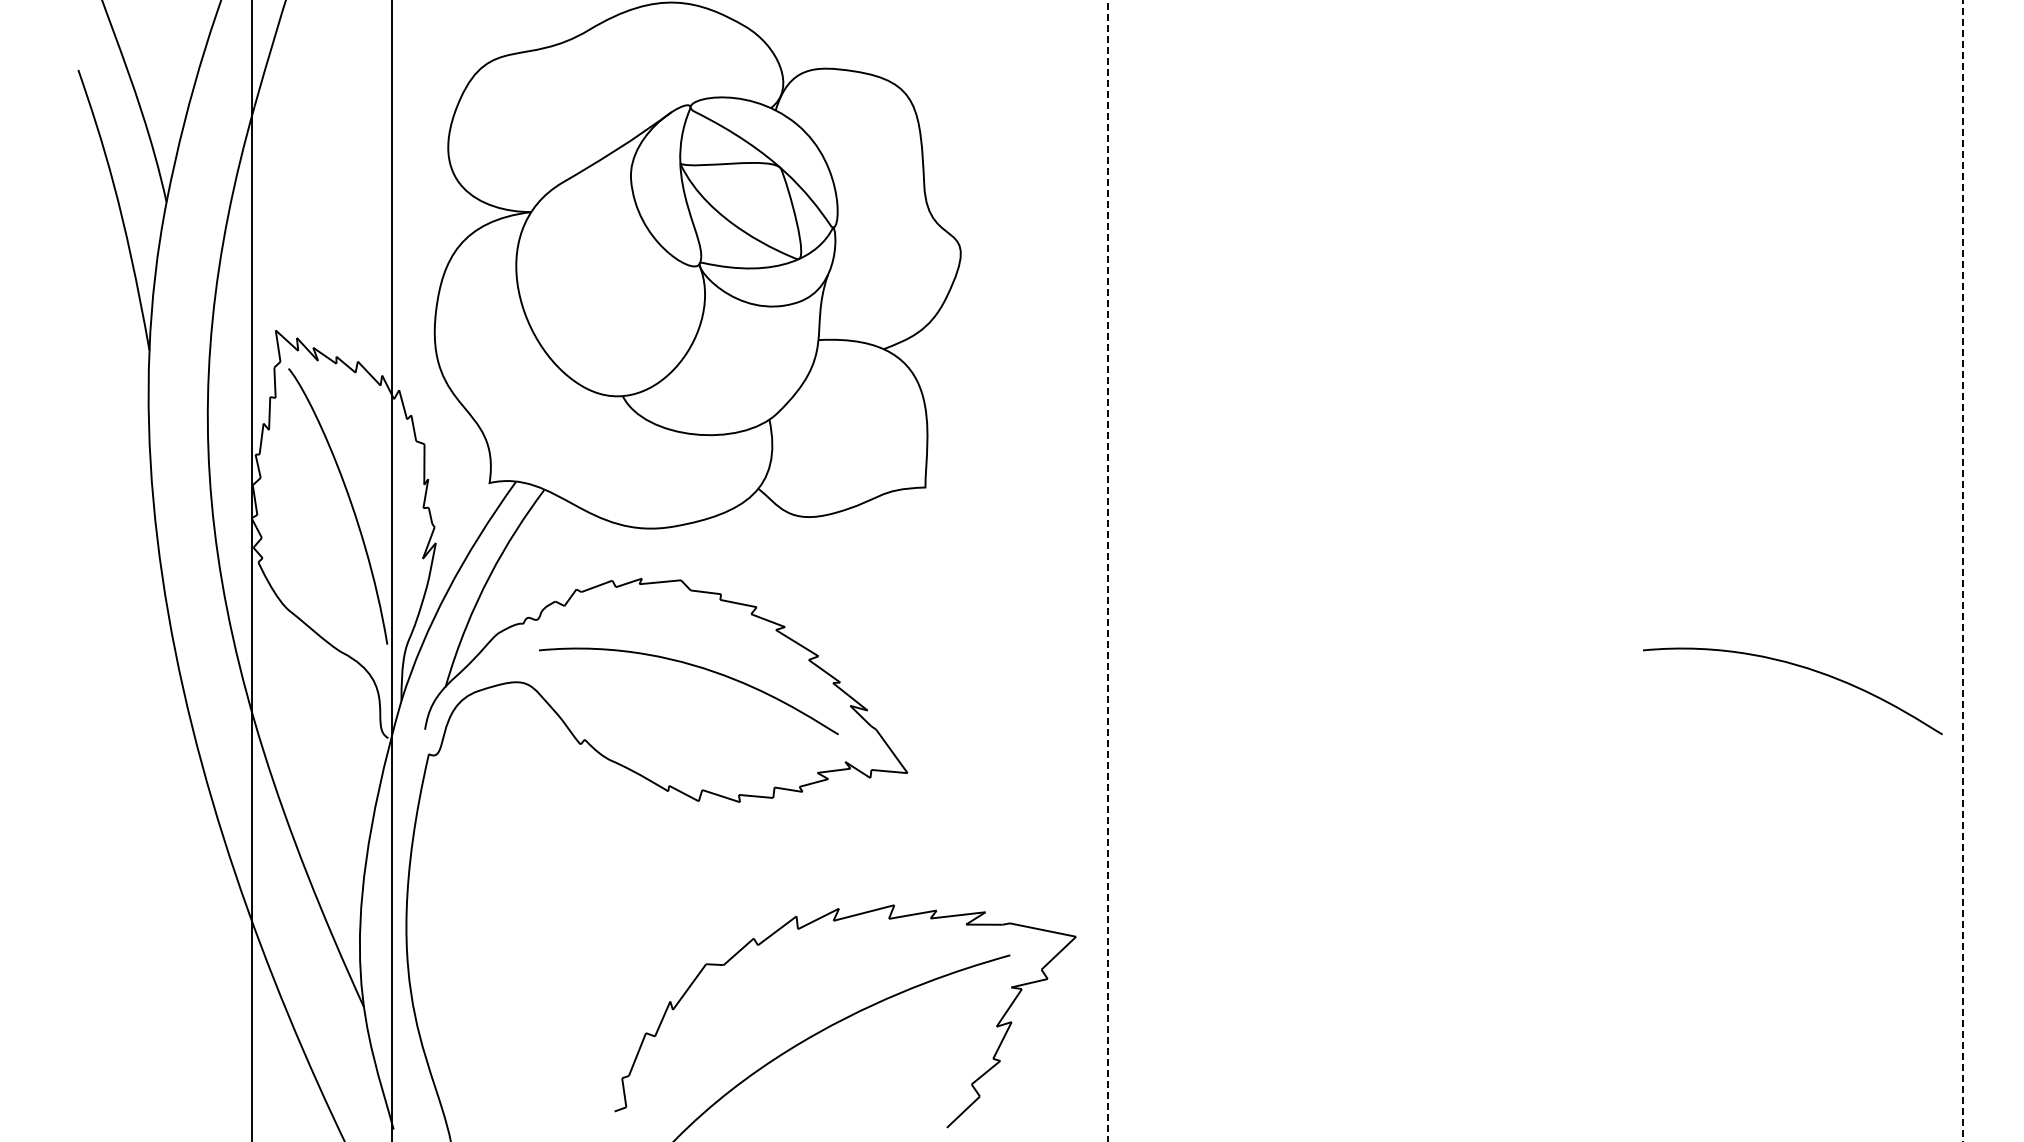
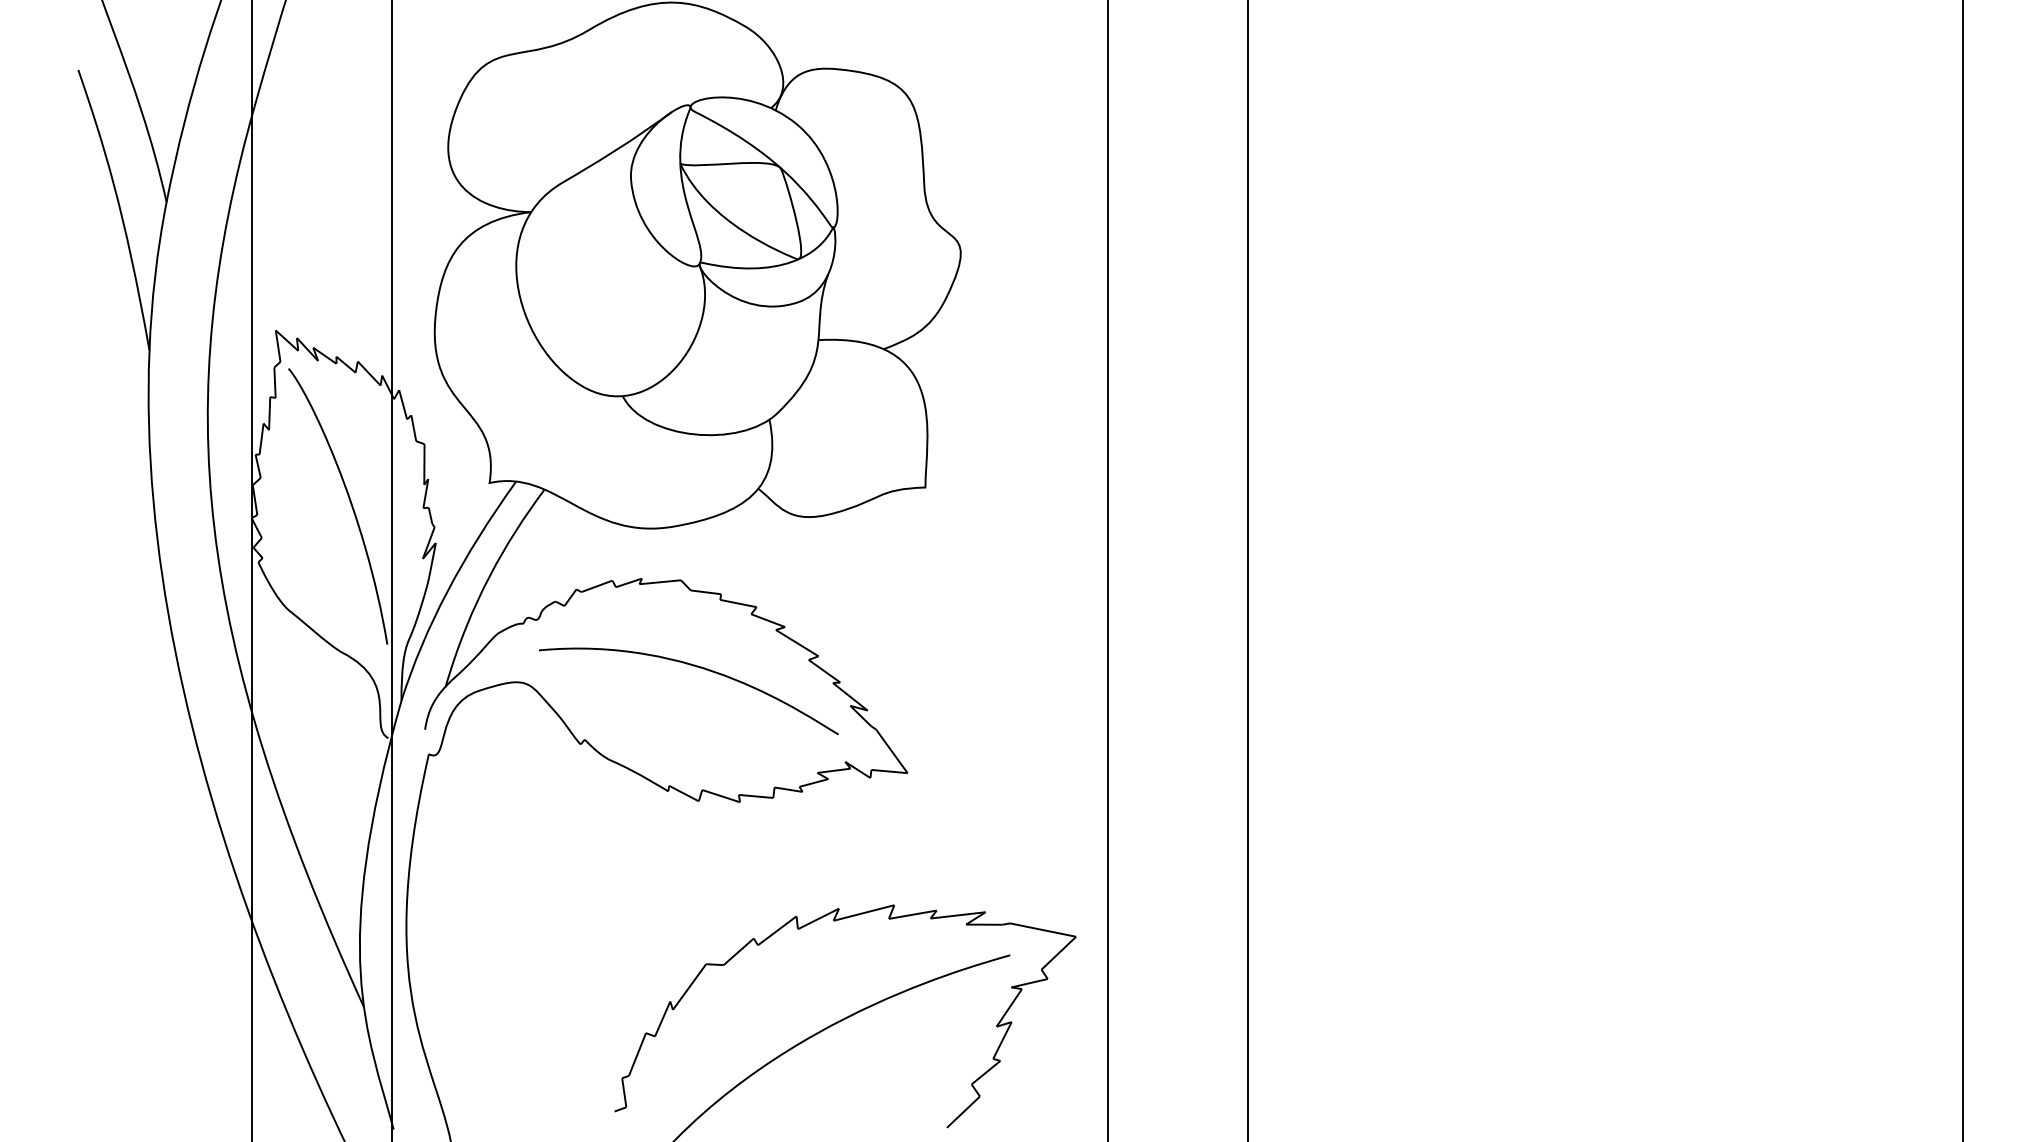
line: none -> present (1247, 570)
line: dashed -> solid (1107, 571)
line: dashed -> solid (1963, 571)
curve: present -> none (1800, 667)
